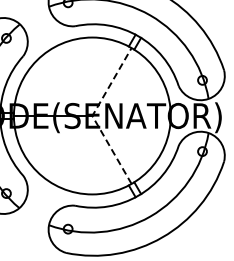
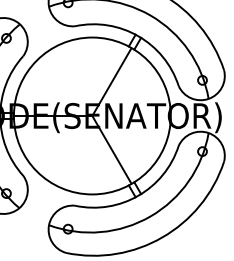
line: dashed -> solid (92, 116)
